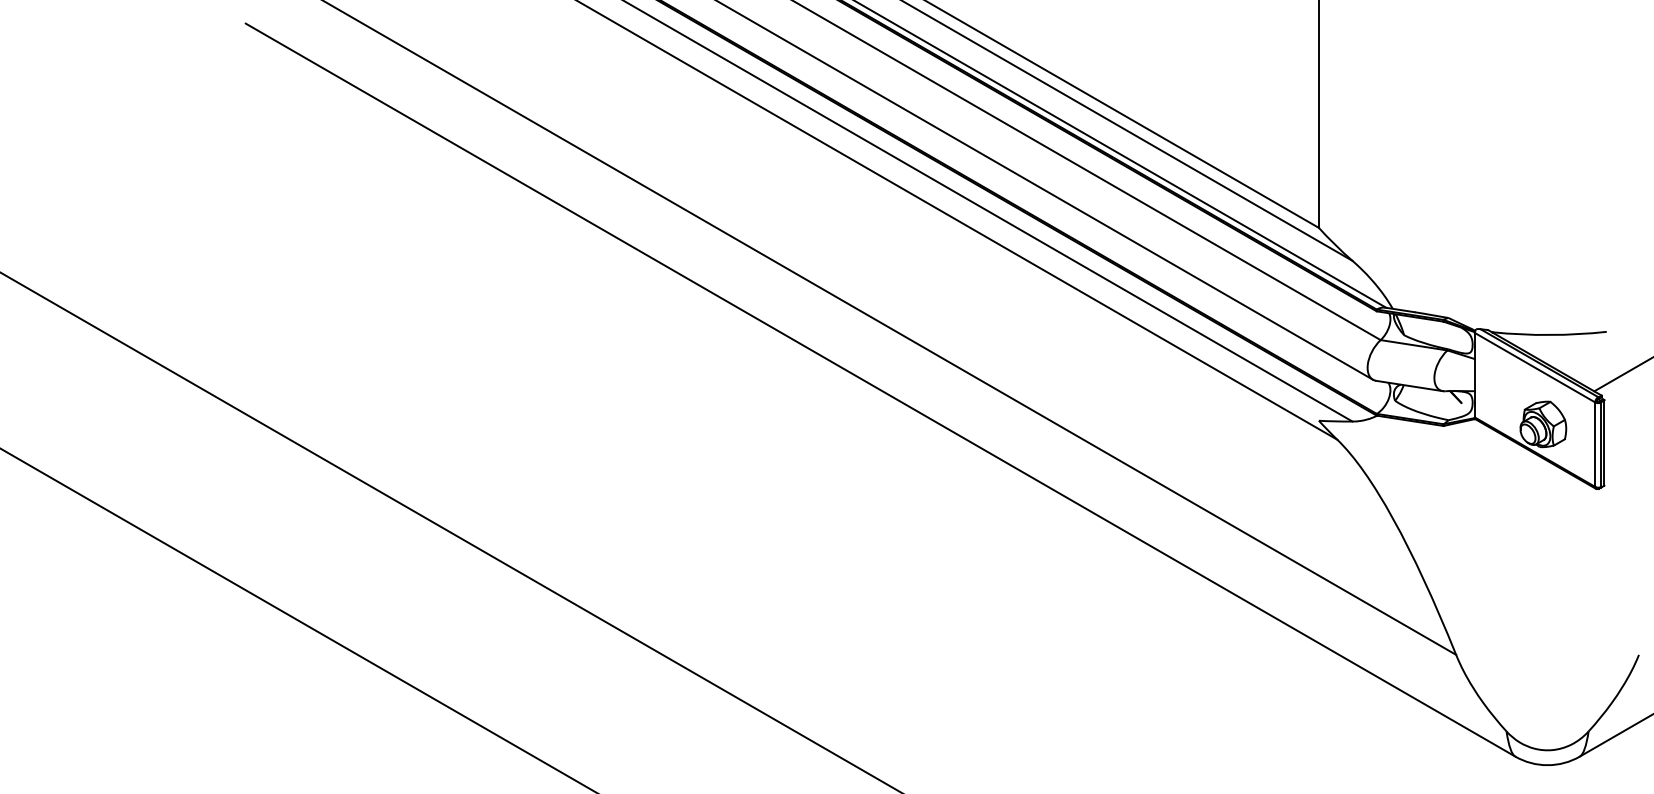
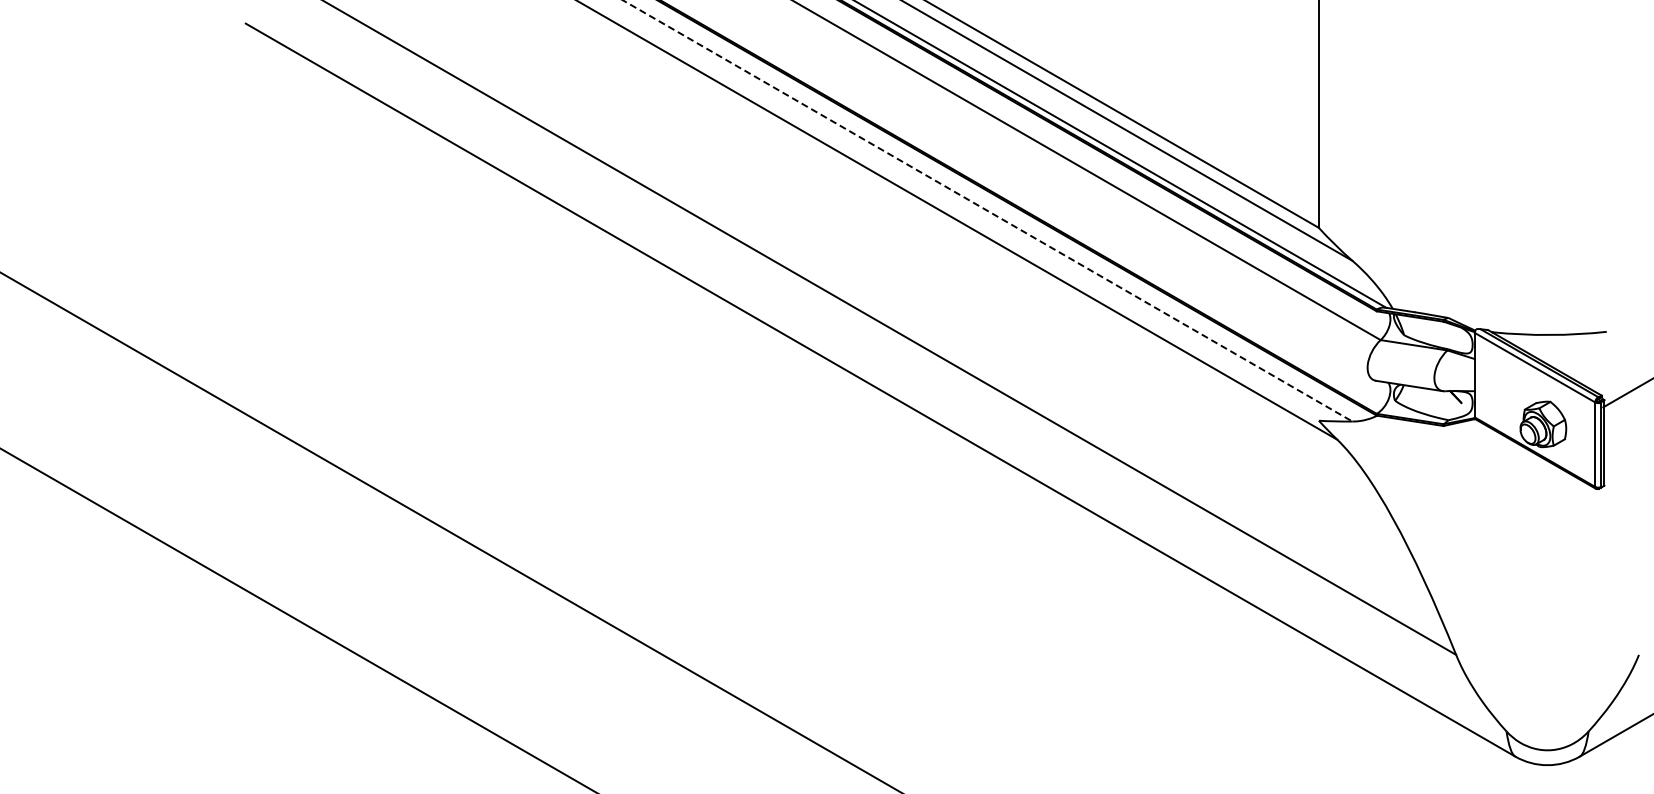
line: present -> none (1045, 190)
line: solid -> dashed (988, 211)
line position: (1622, 374) -> (1626, 393) (1626, 393)
